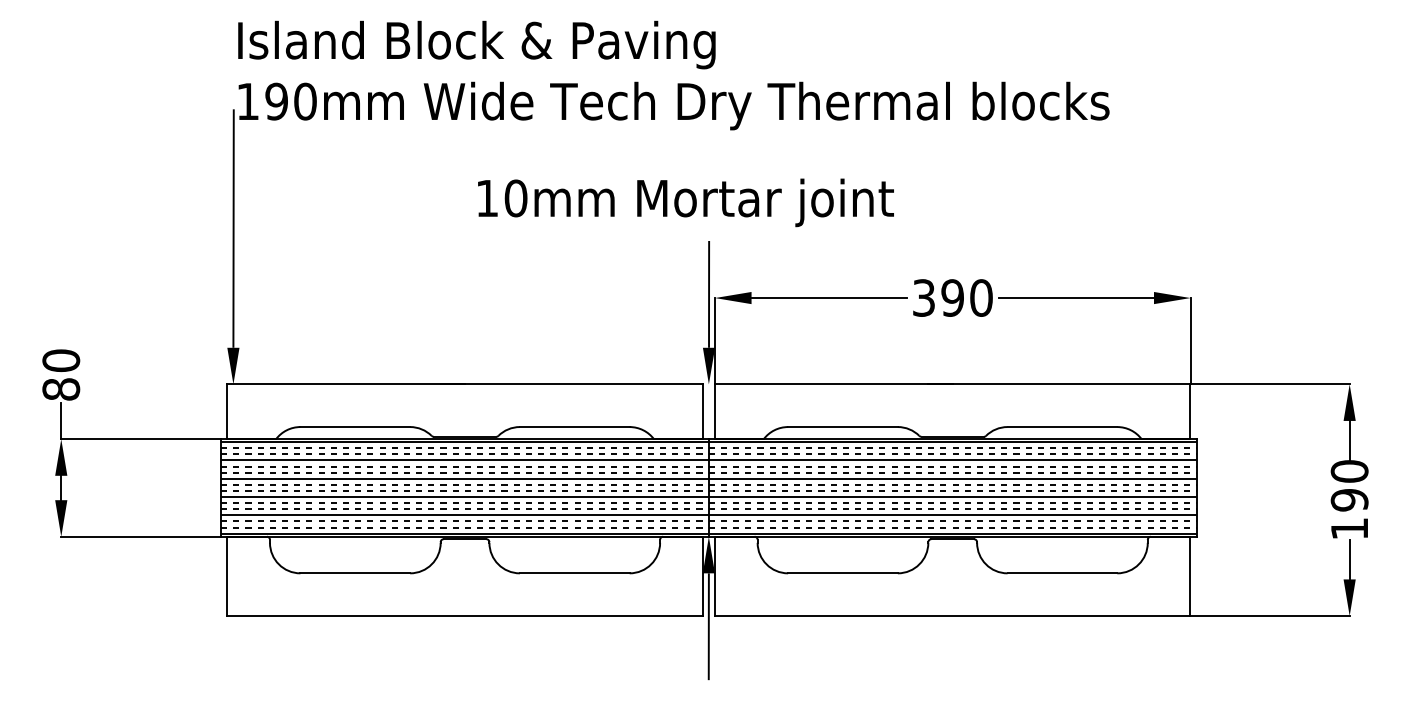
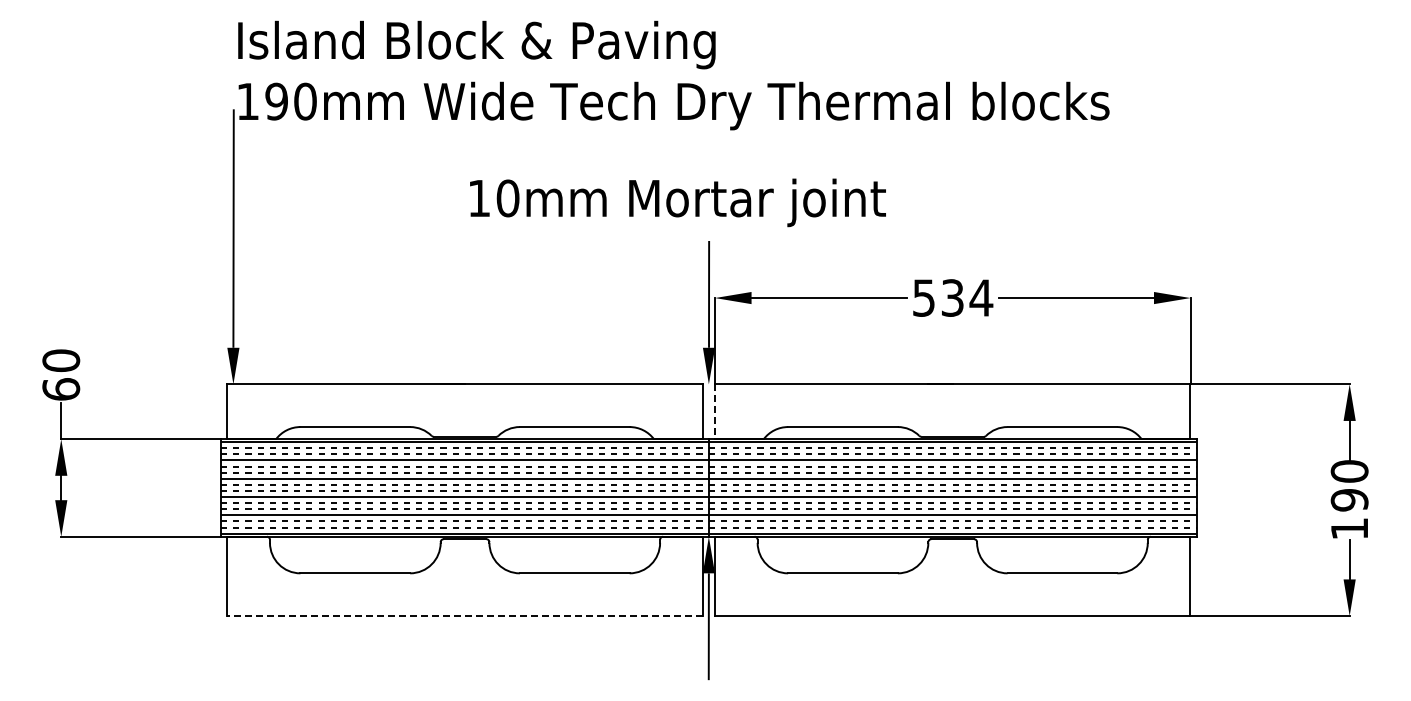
text position: (685, 202) -> (677, 202) (677, 202)
text: 390 -> 534 (953, 297)
text: 80 -> 60 (61, 389)
line: solid -> dashed (714, 412)
line: solid -> dashed (465, 616)
